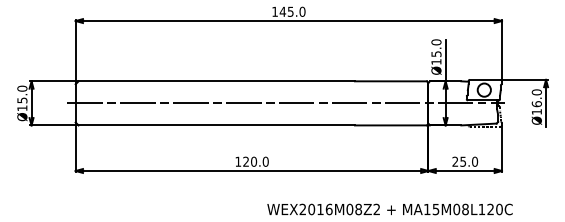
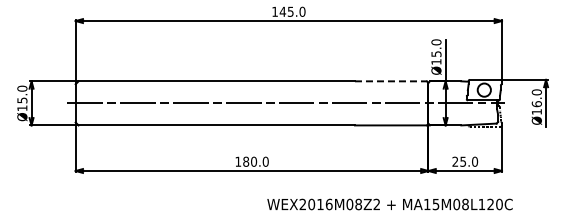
line: solid -> dashed (391, 81)
text: 120.0 -> 180.0 (246, 161)
text position: (389, 209) -> (389, 204) (389, 204)
